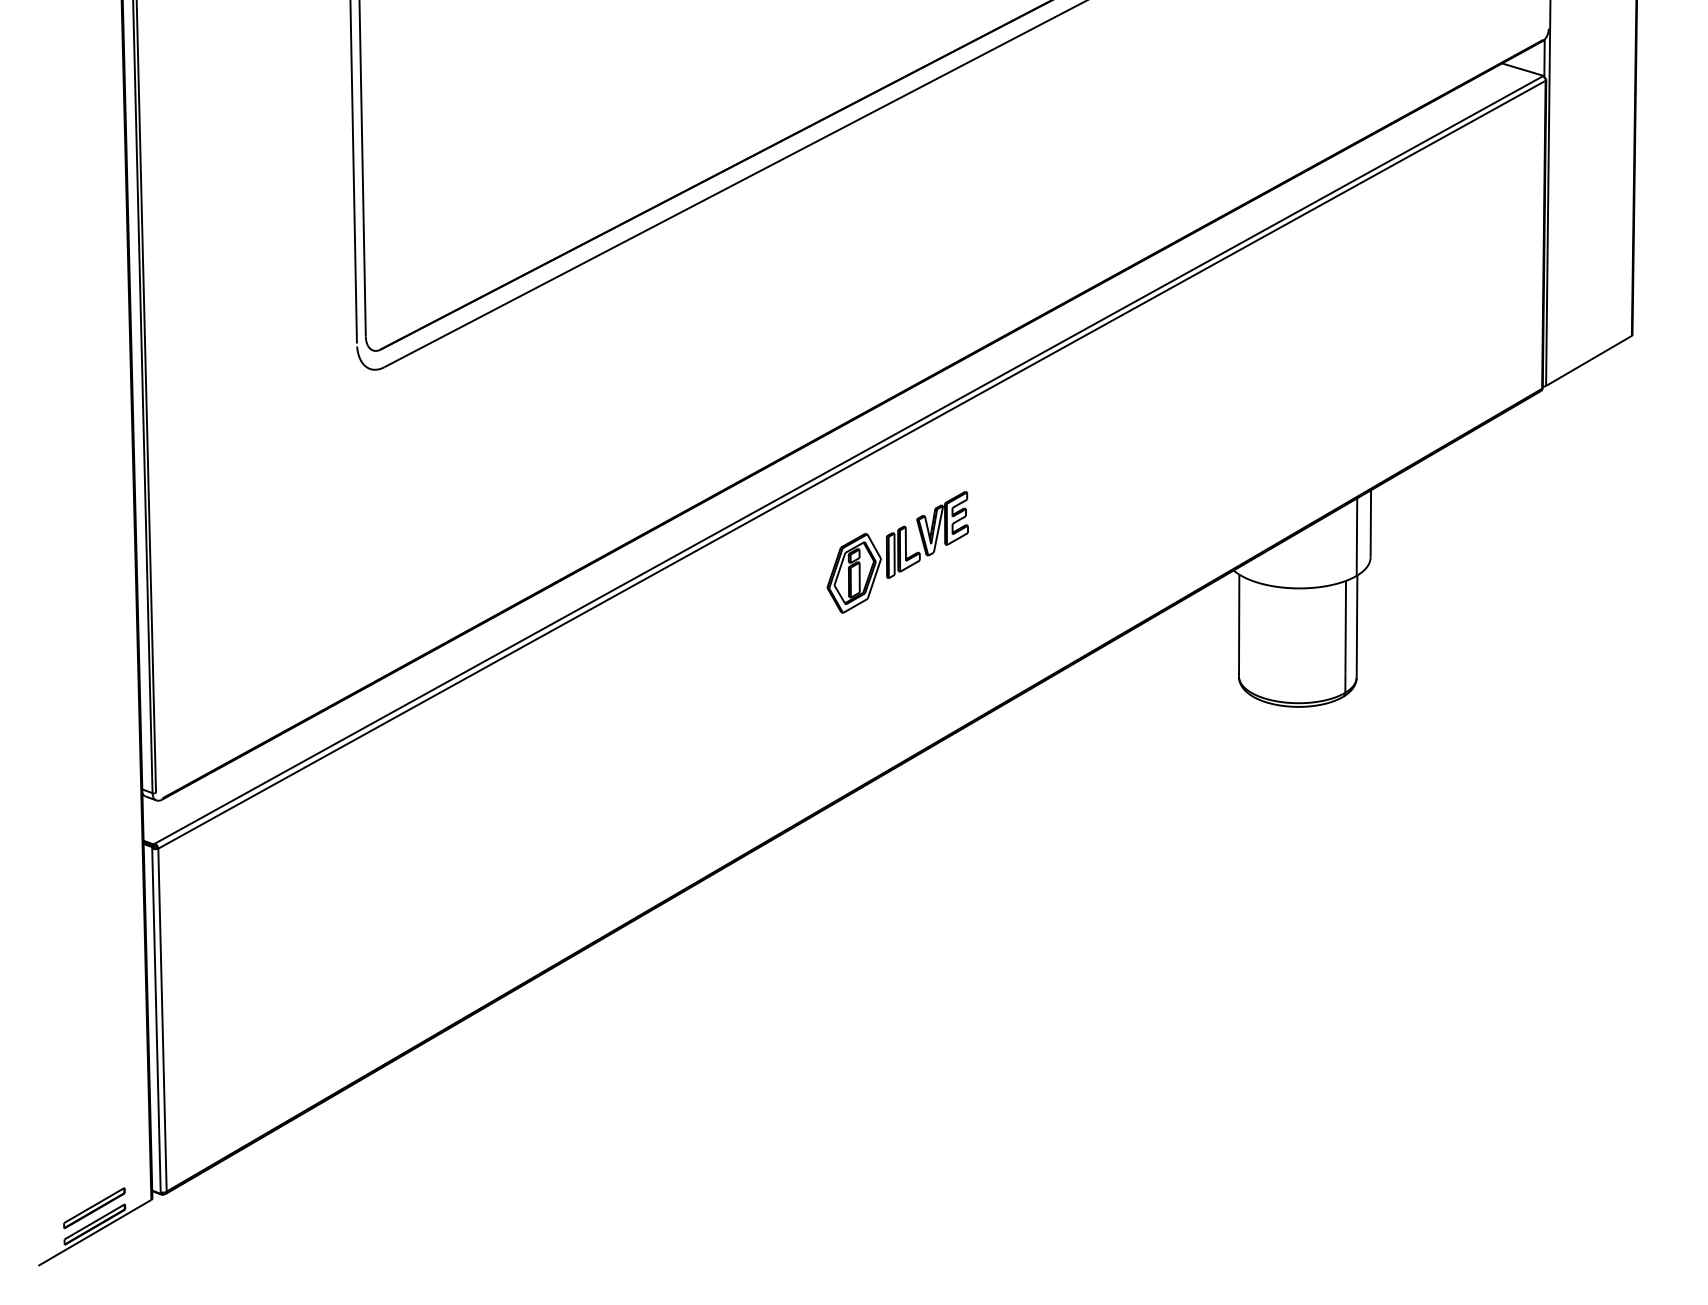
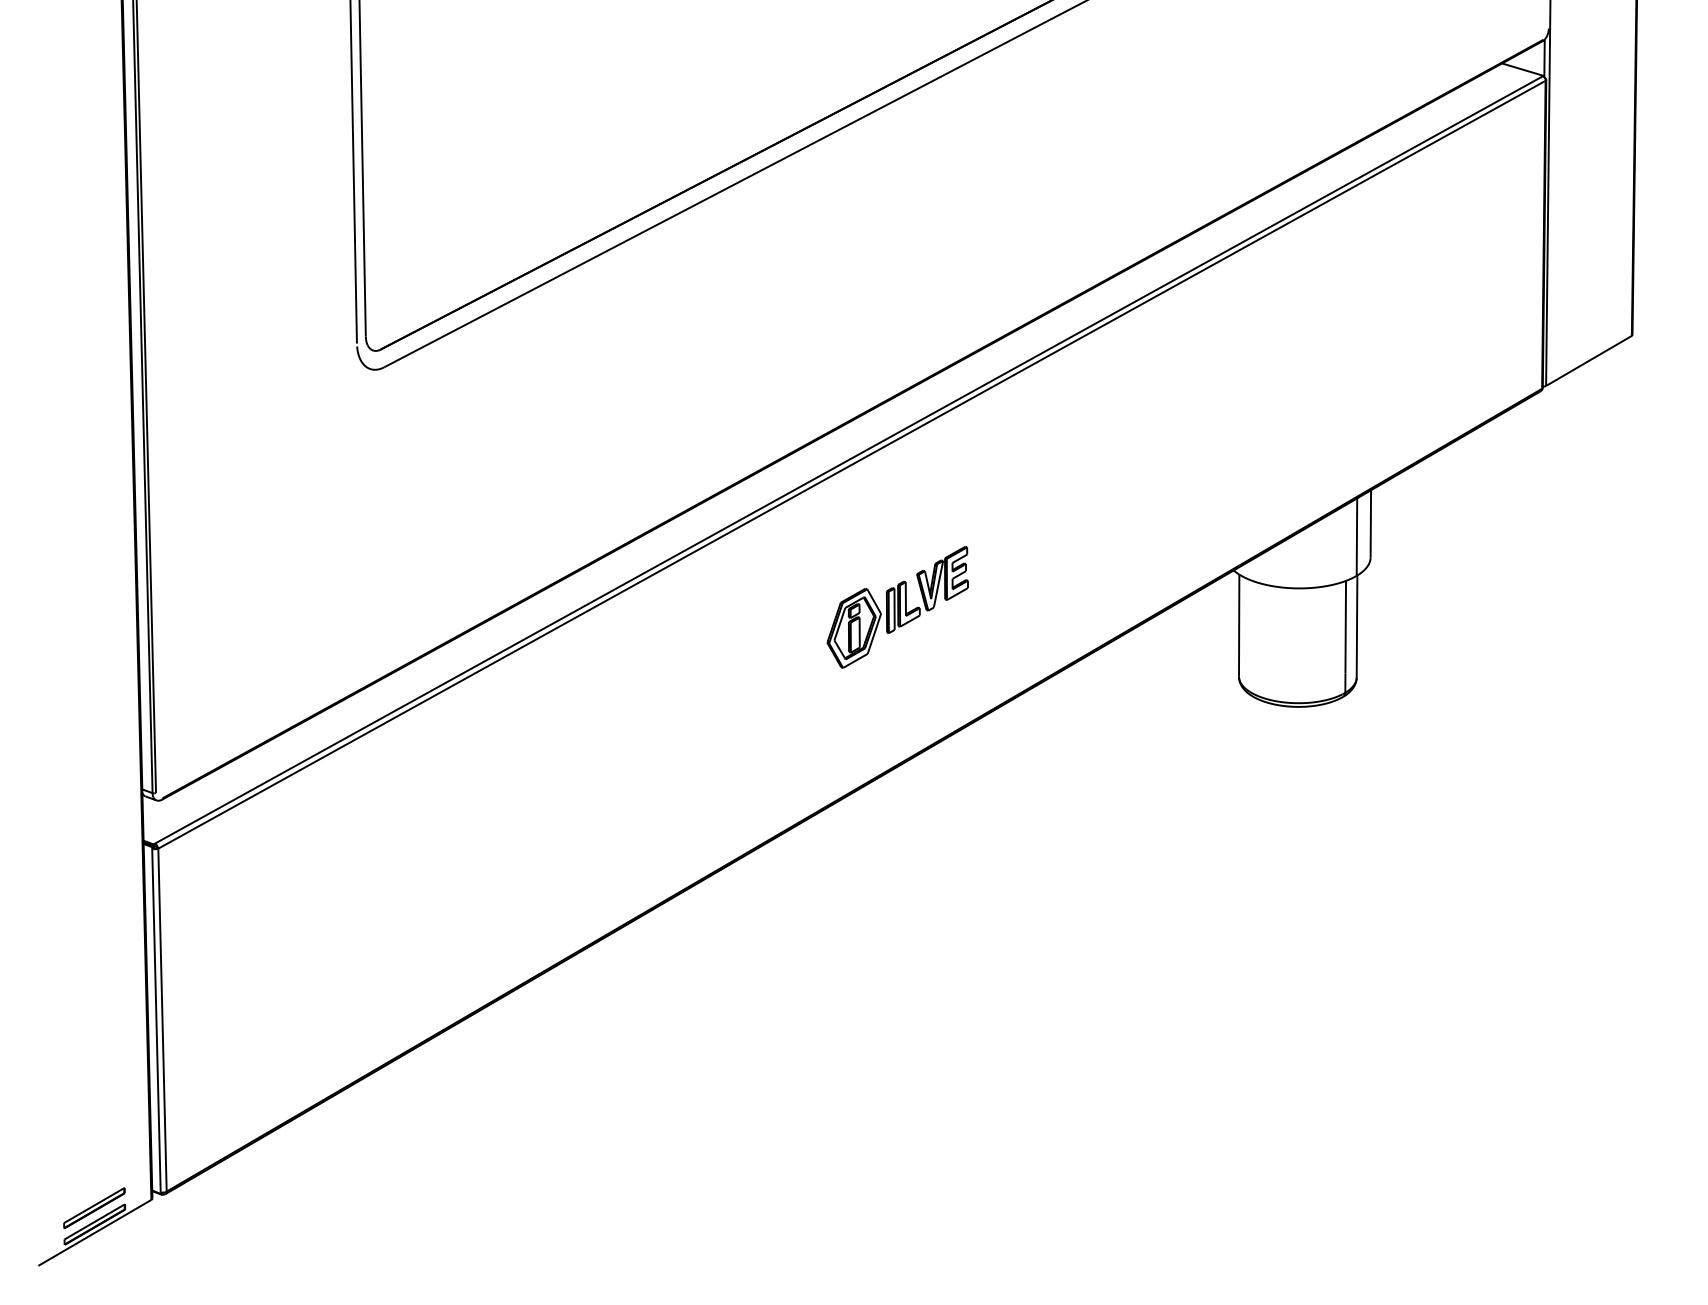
part position: (897, 552) -> (897, 607) (897, 607)
